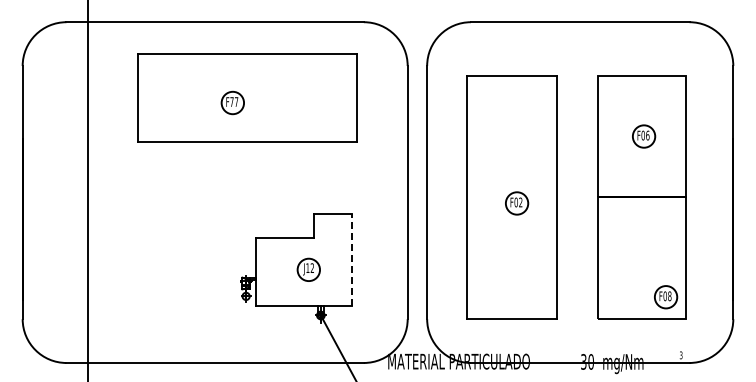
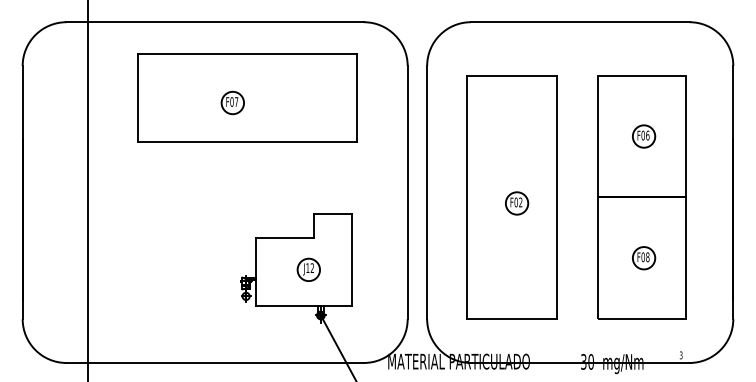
text: F77 -> F07 (231, 101)
line: dashed -> solid (352, 259)
part position: (666, 297) -> (644, 258) (644, 258)
